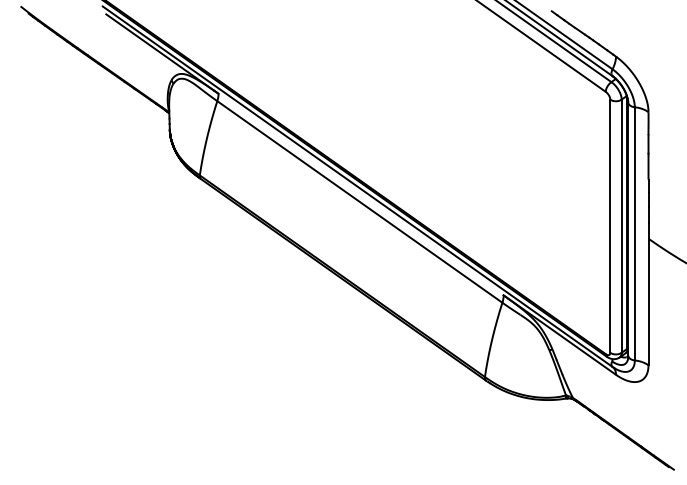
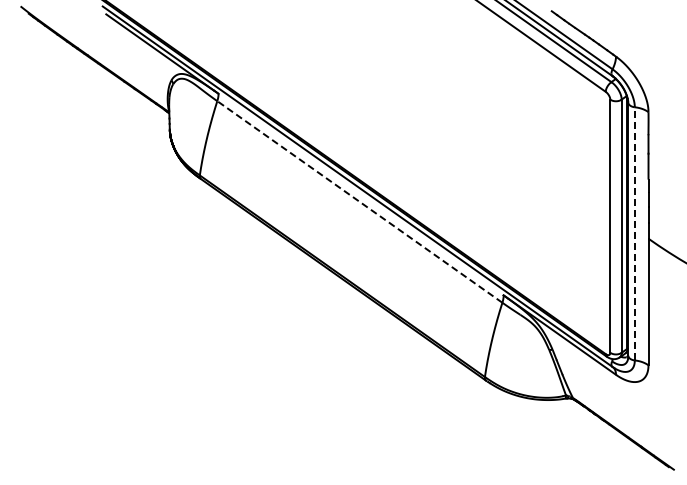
line: solid -> dashed (359, 201)
line: solid -> dashed (634, 233)
